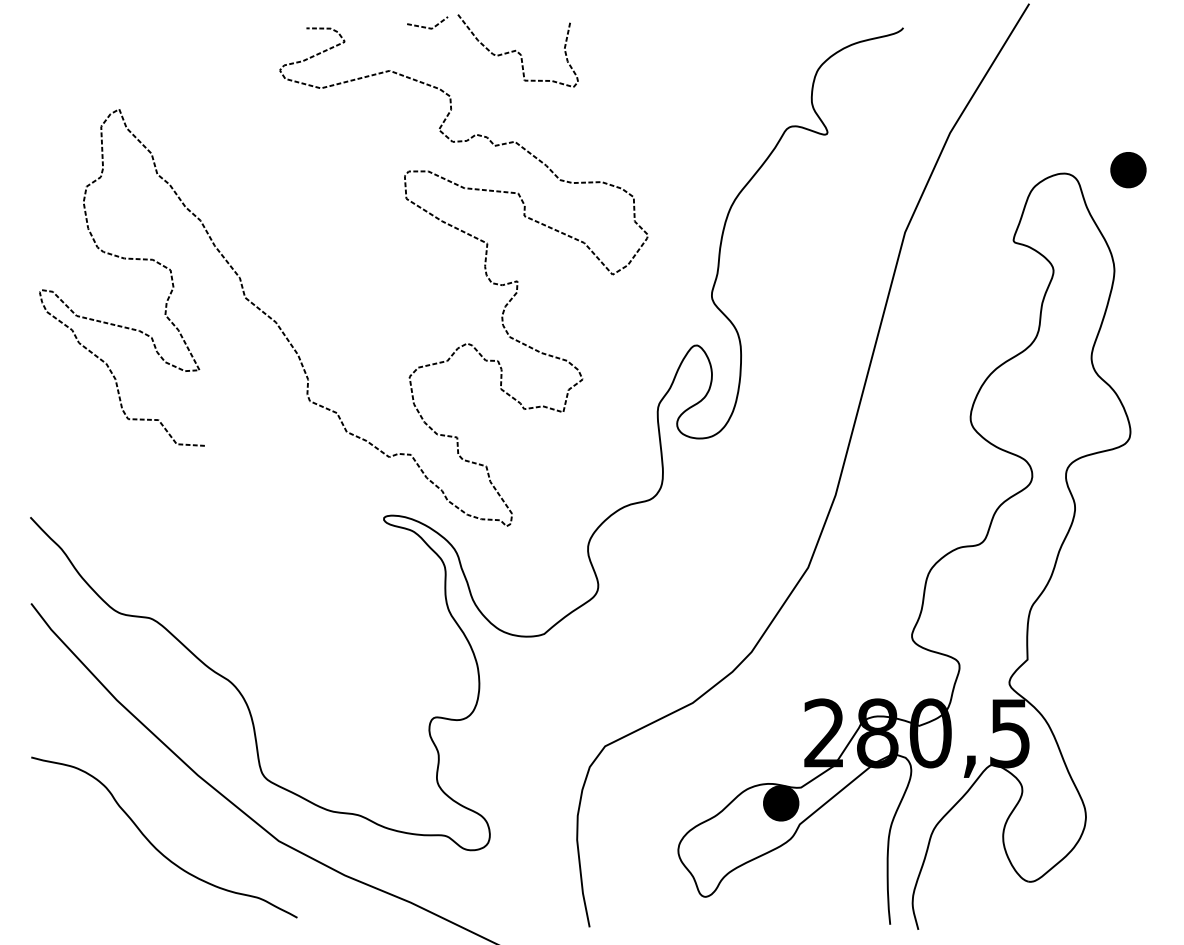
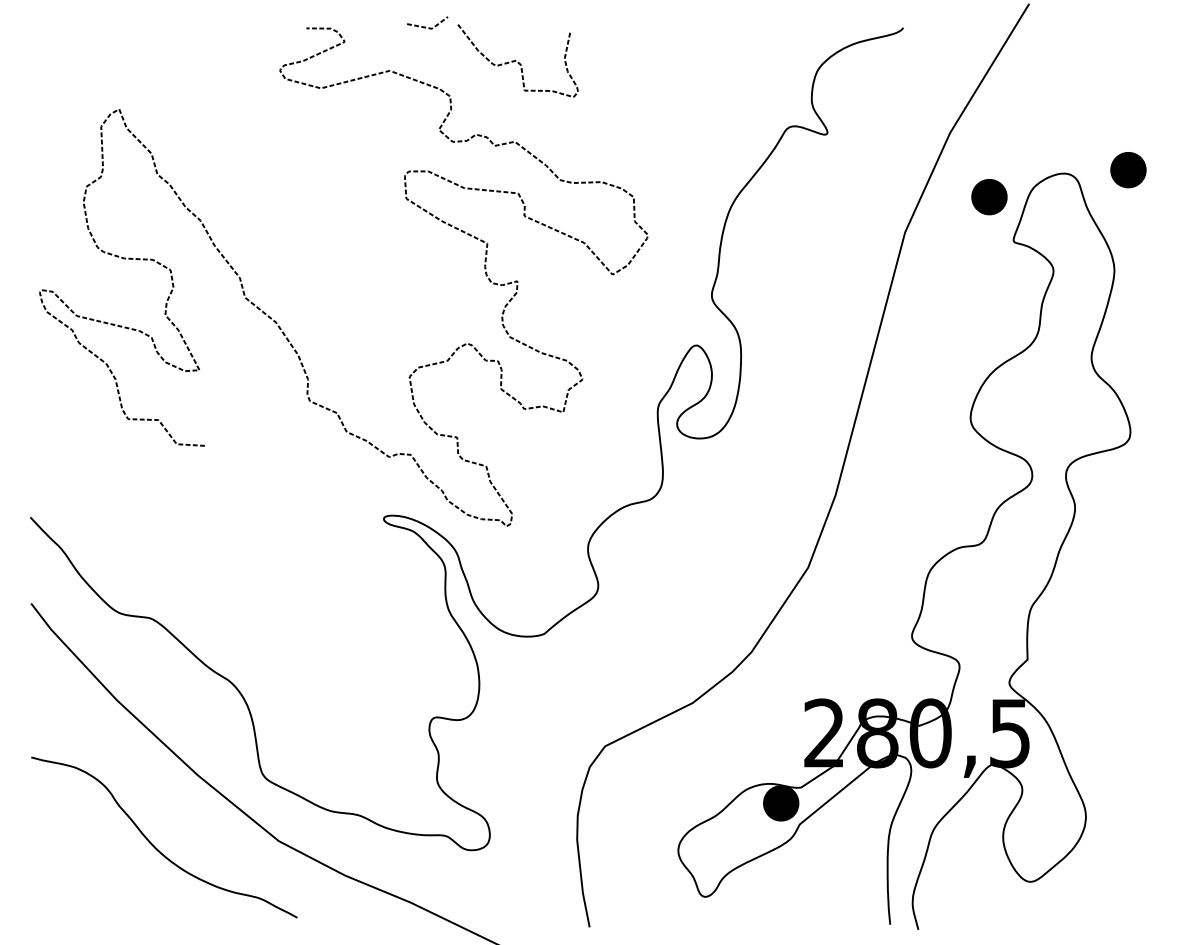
curve position: (516, 50) -> (516, 60) (516, 60)
part: none -> present (989, 197)
